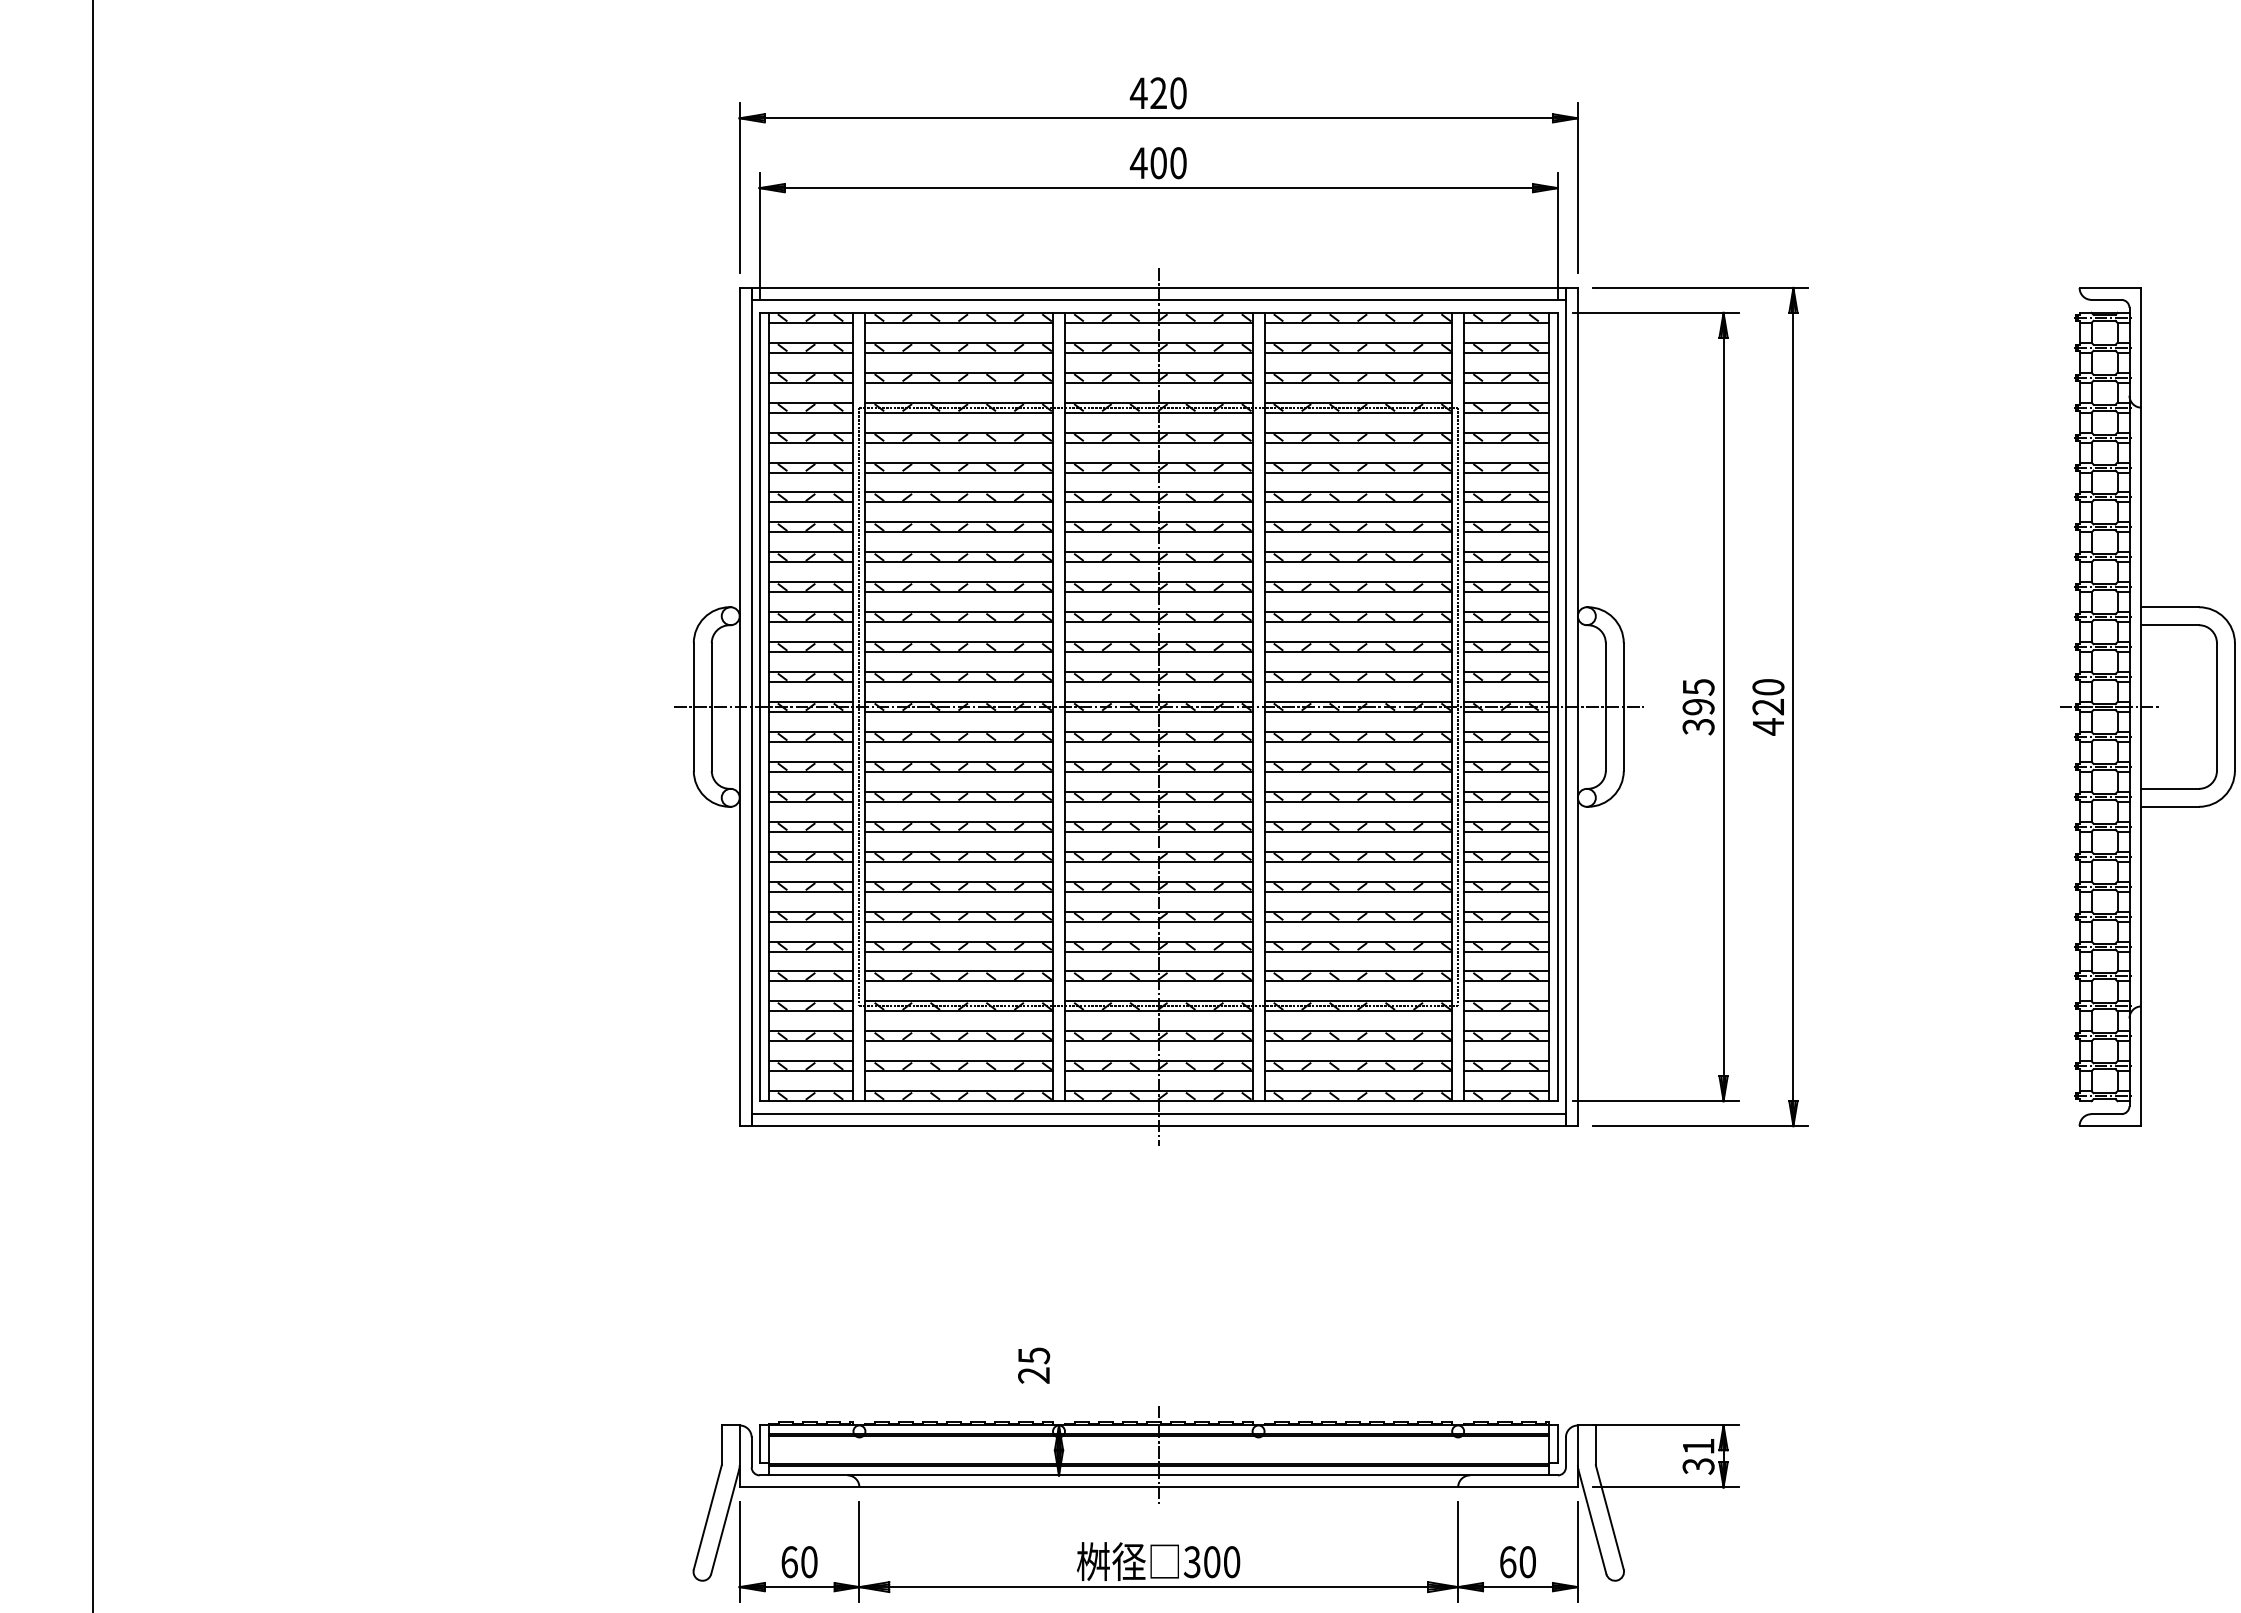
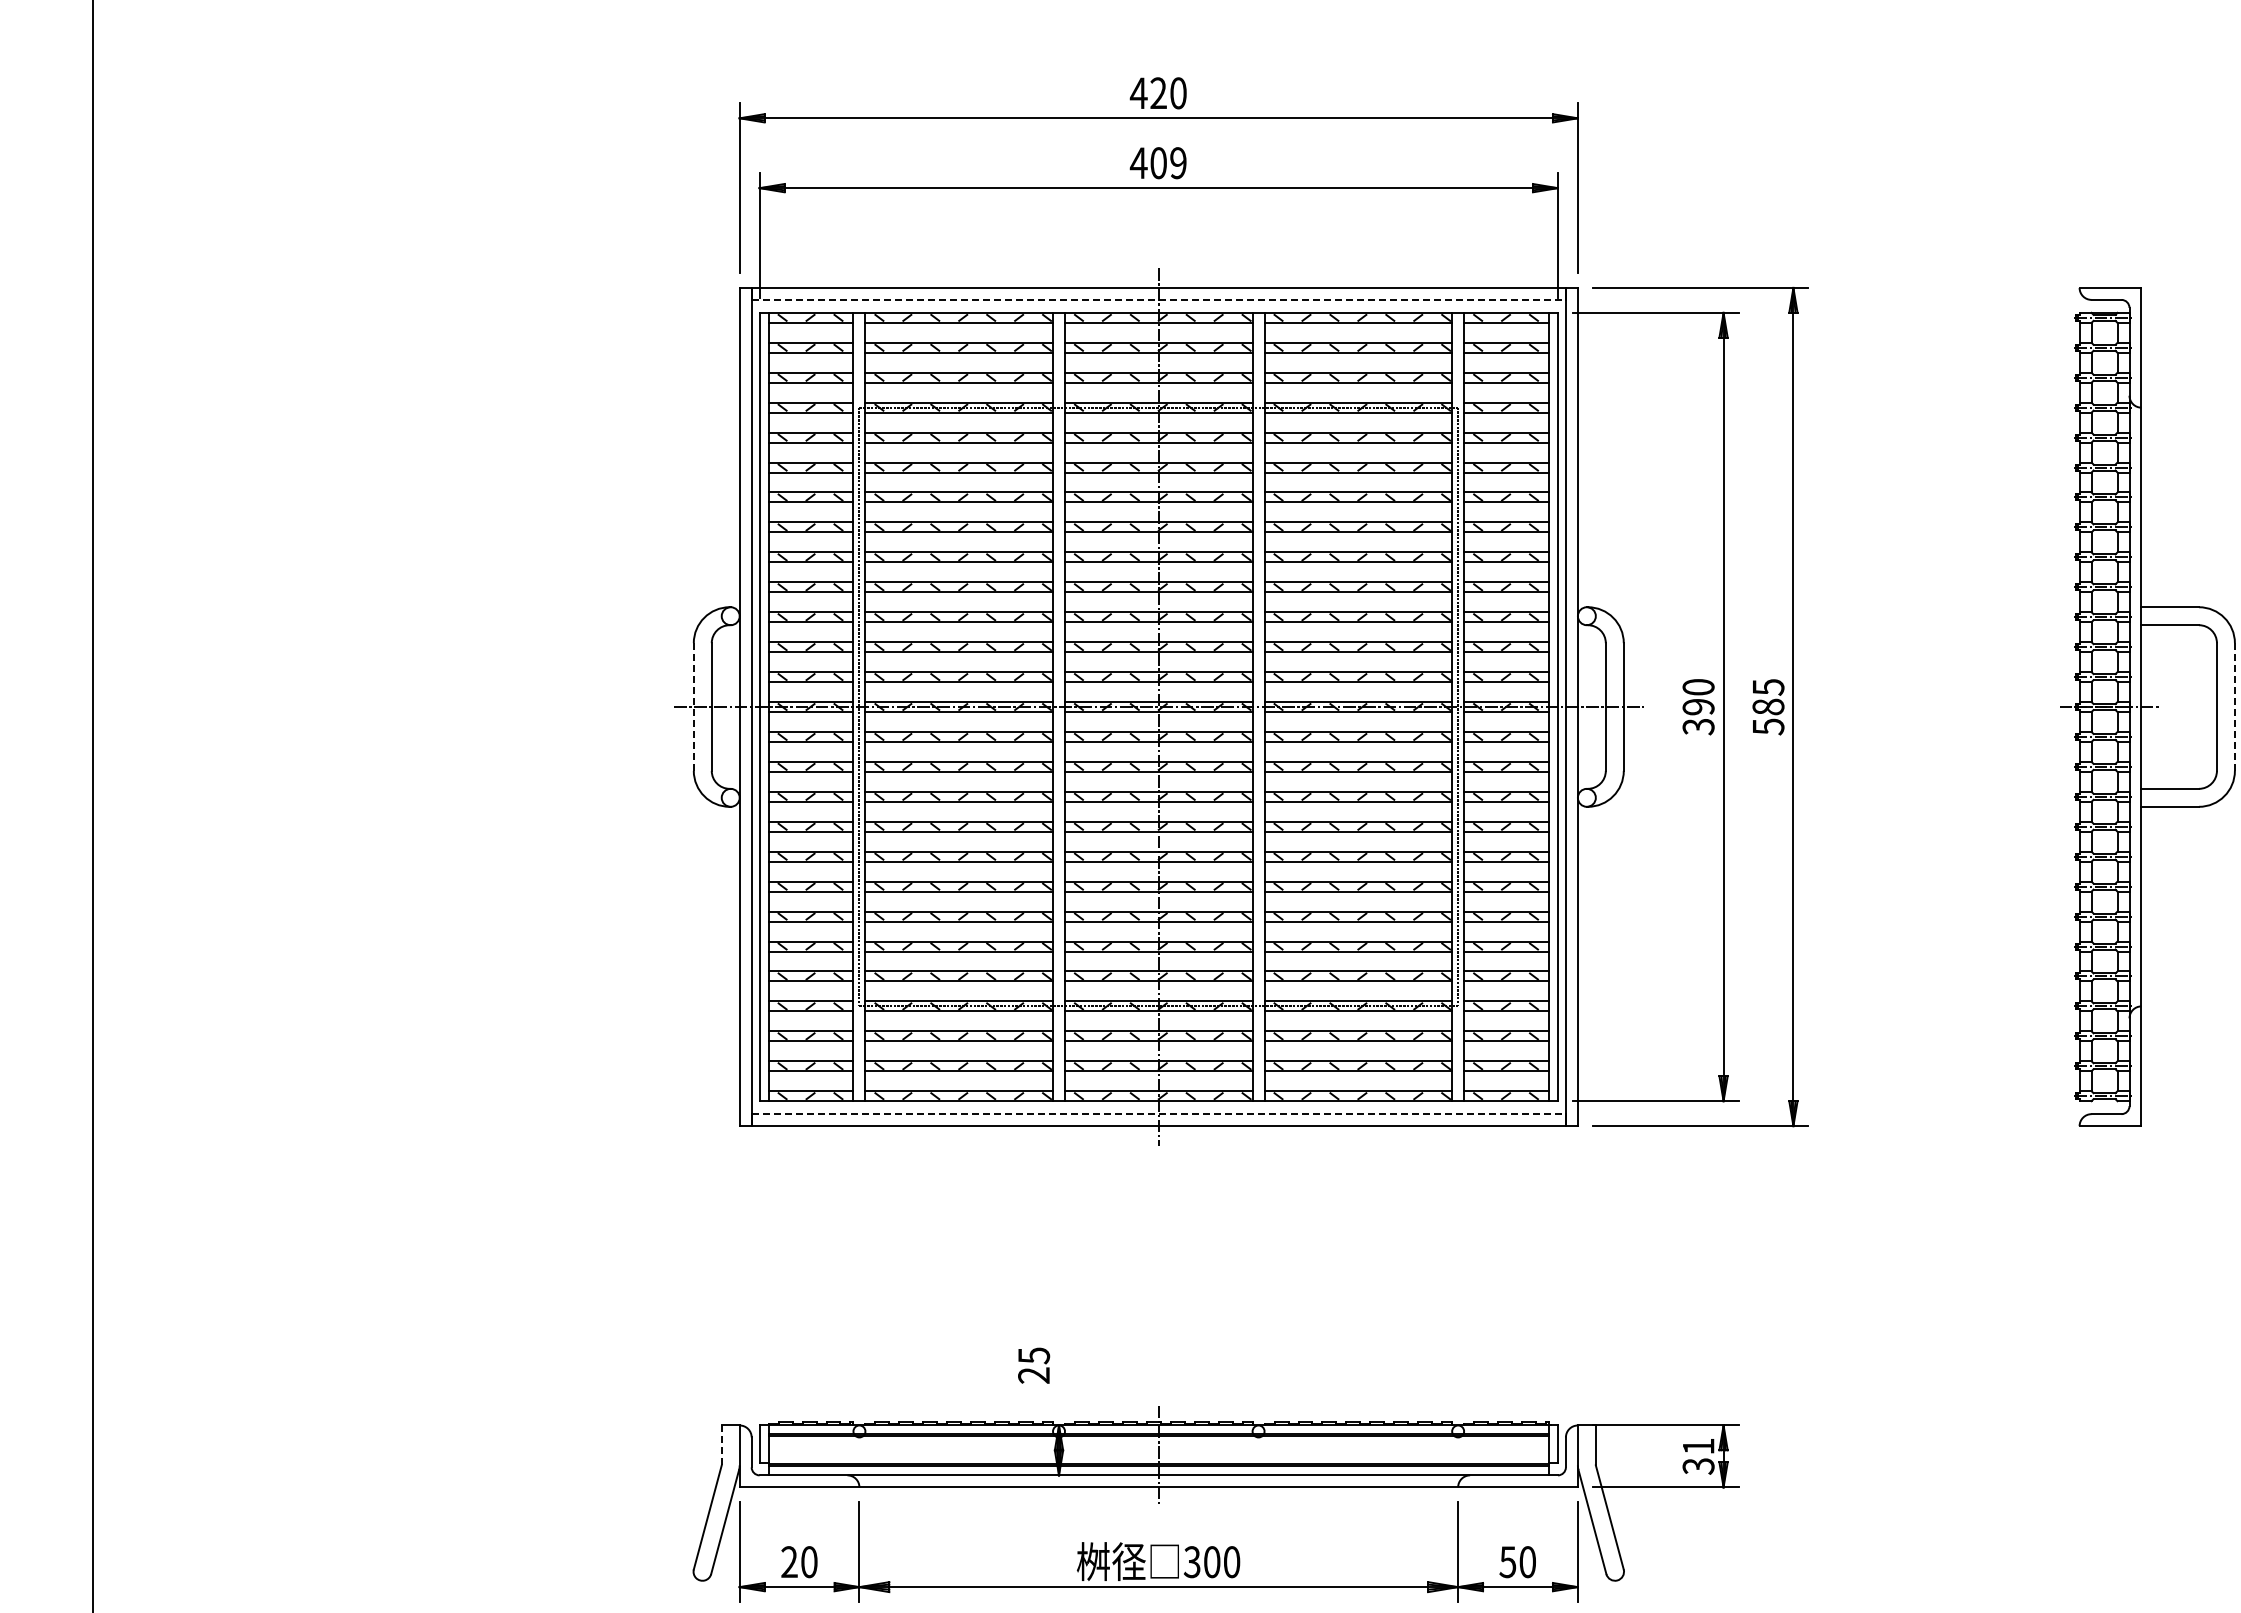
text: 400 -> 409 (1178, 163)
line: solid -> dashed (1159, 299)
text: 395 -> 390 (1698, 687)
line: solid -> dashed (693, 707)
text: 420 -> 585 (1768, 707)
line: solid -> dashed (2234, 707)
line: solid -> dashed (1159, 1114)
line: solid -> dashed (721, 1445)
text: 60 -> 20 (789, 1562)
text: 60 -> 50 (1507, 1562)
